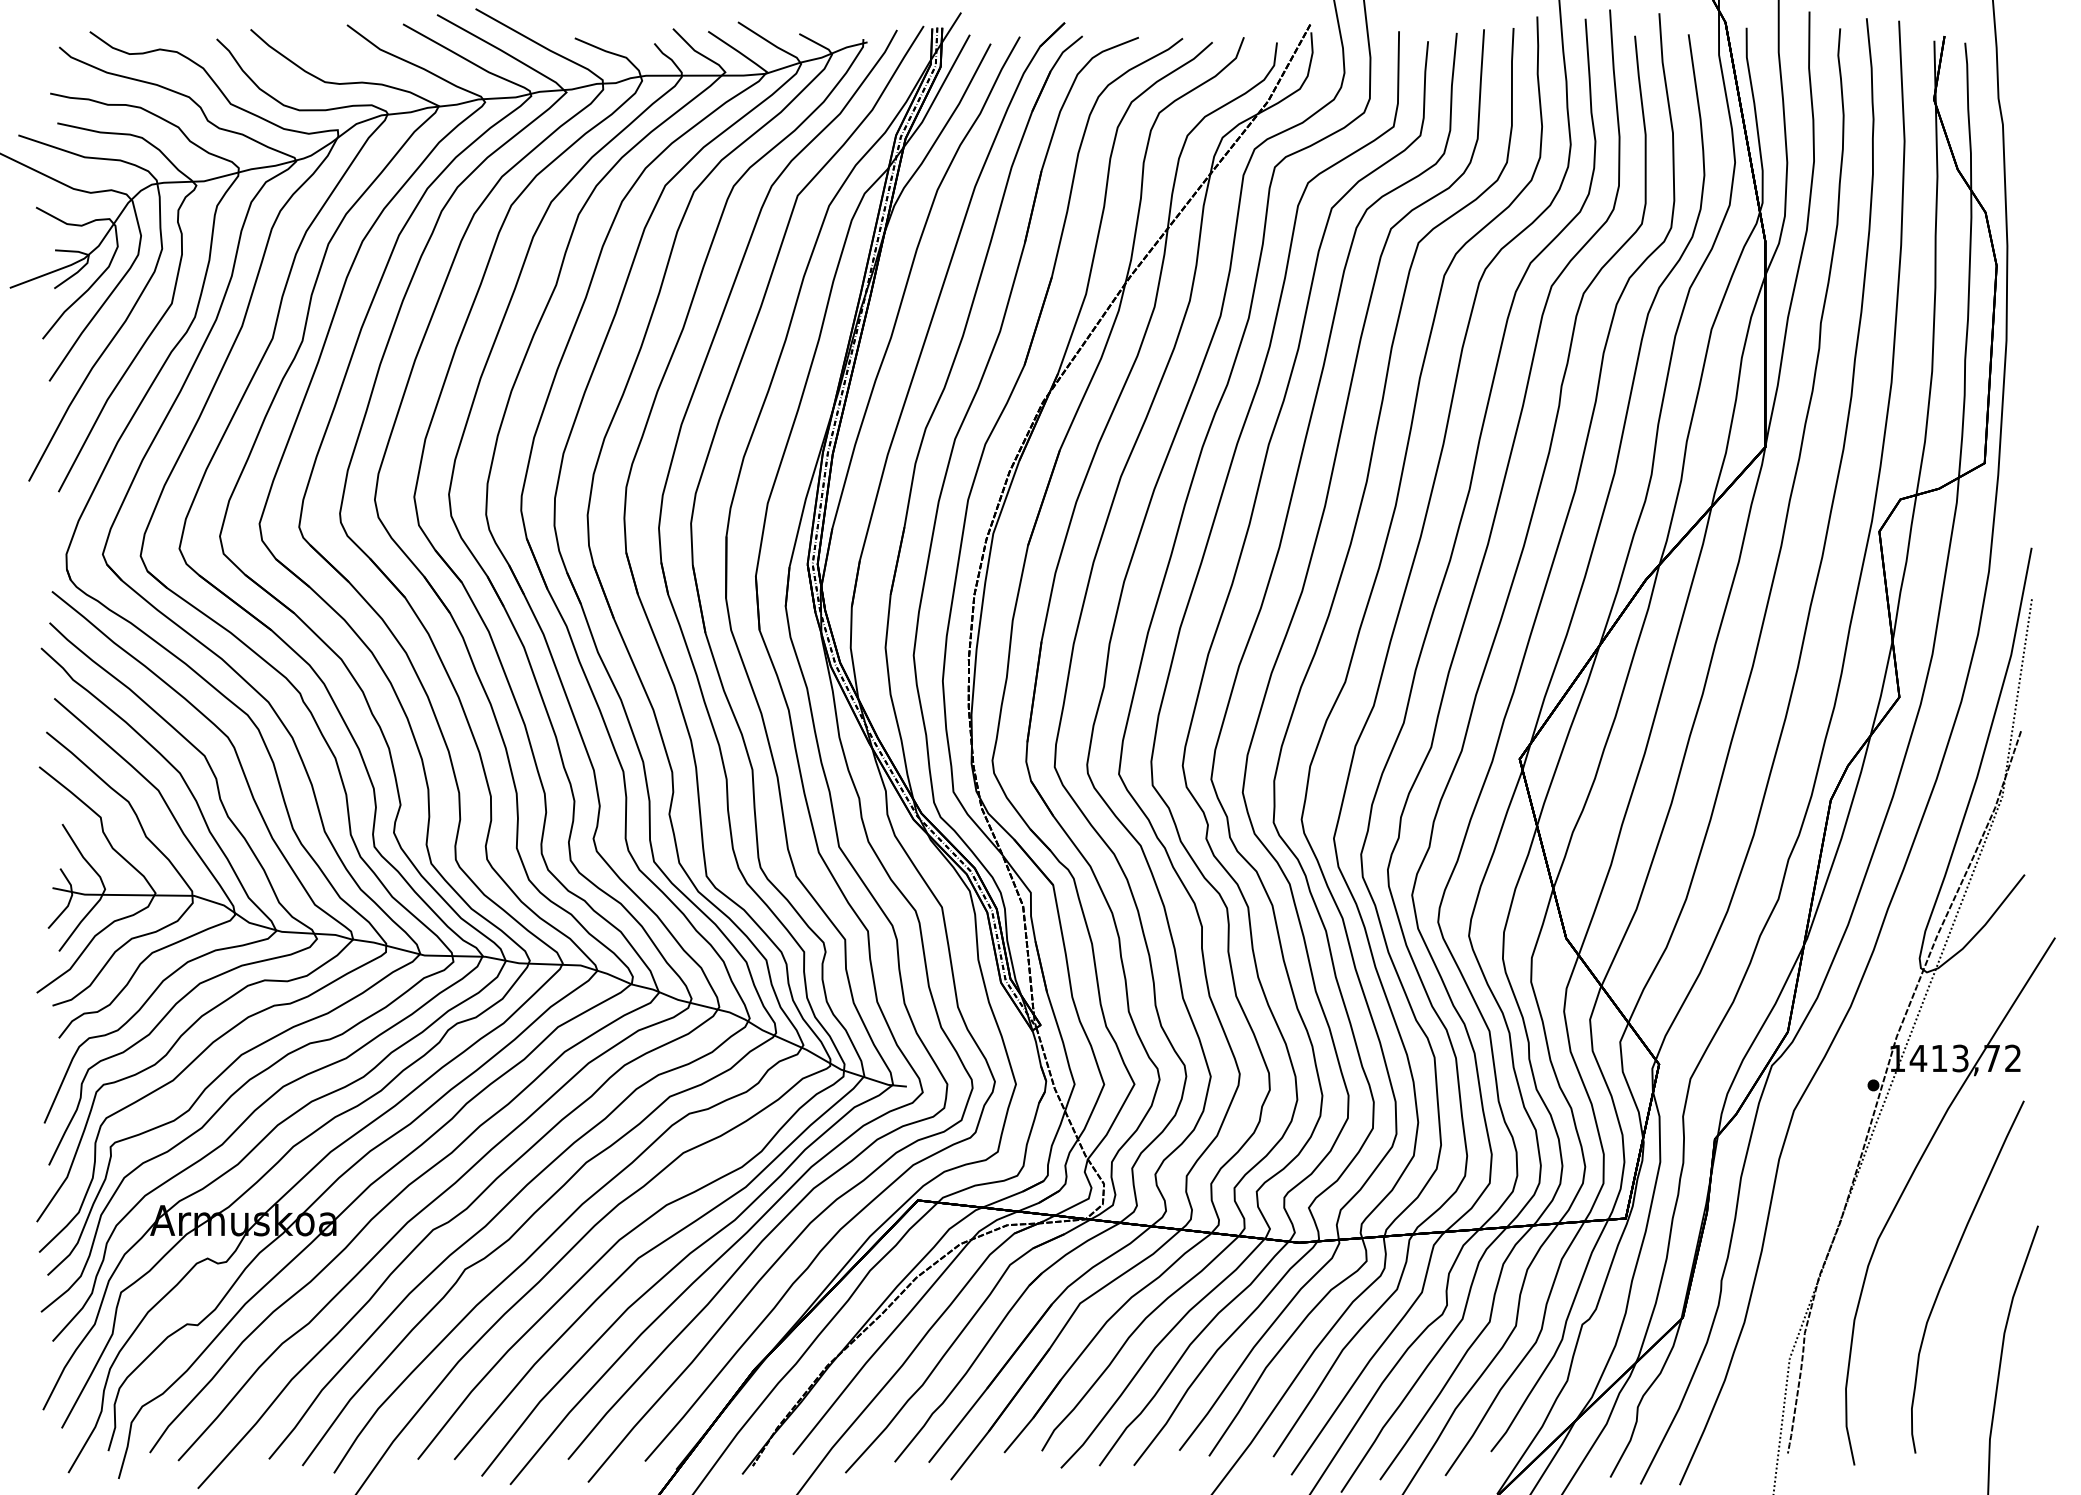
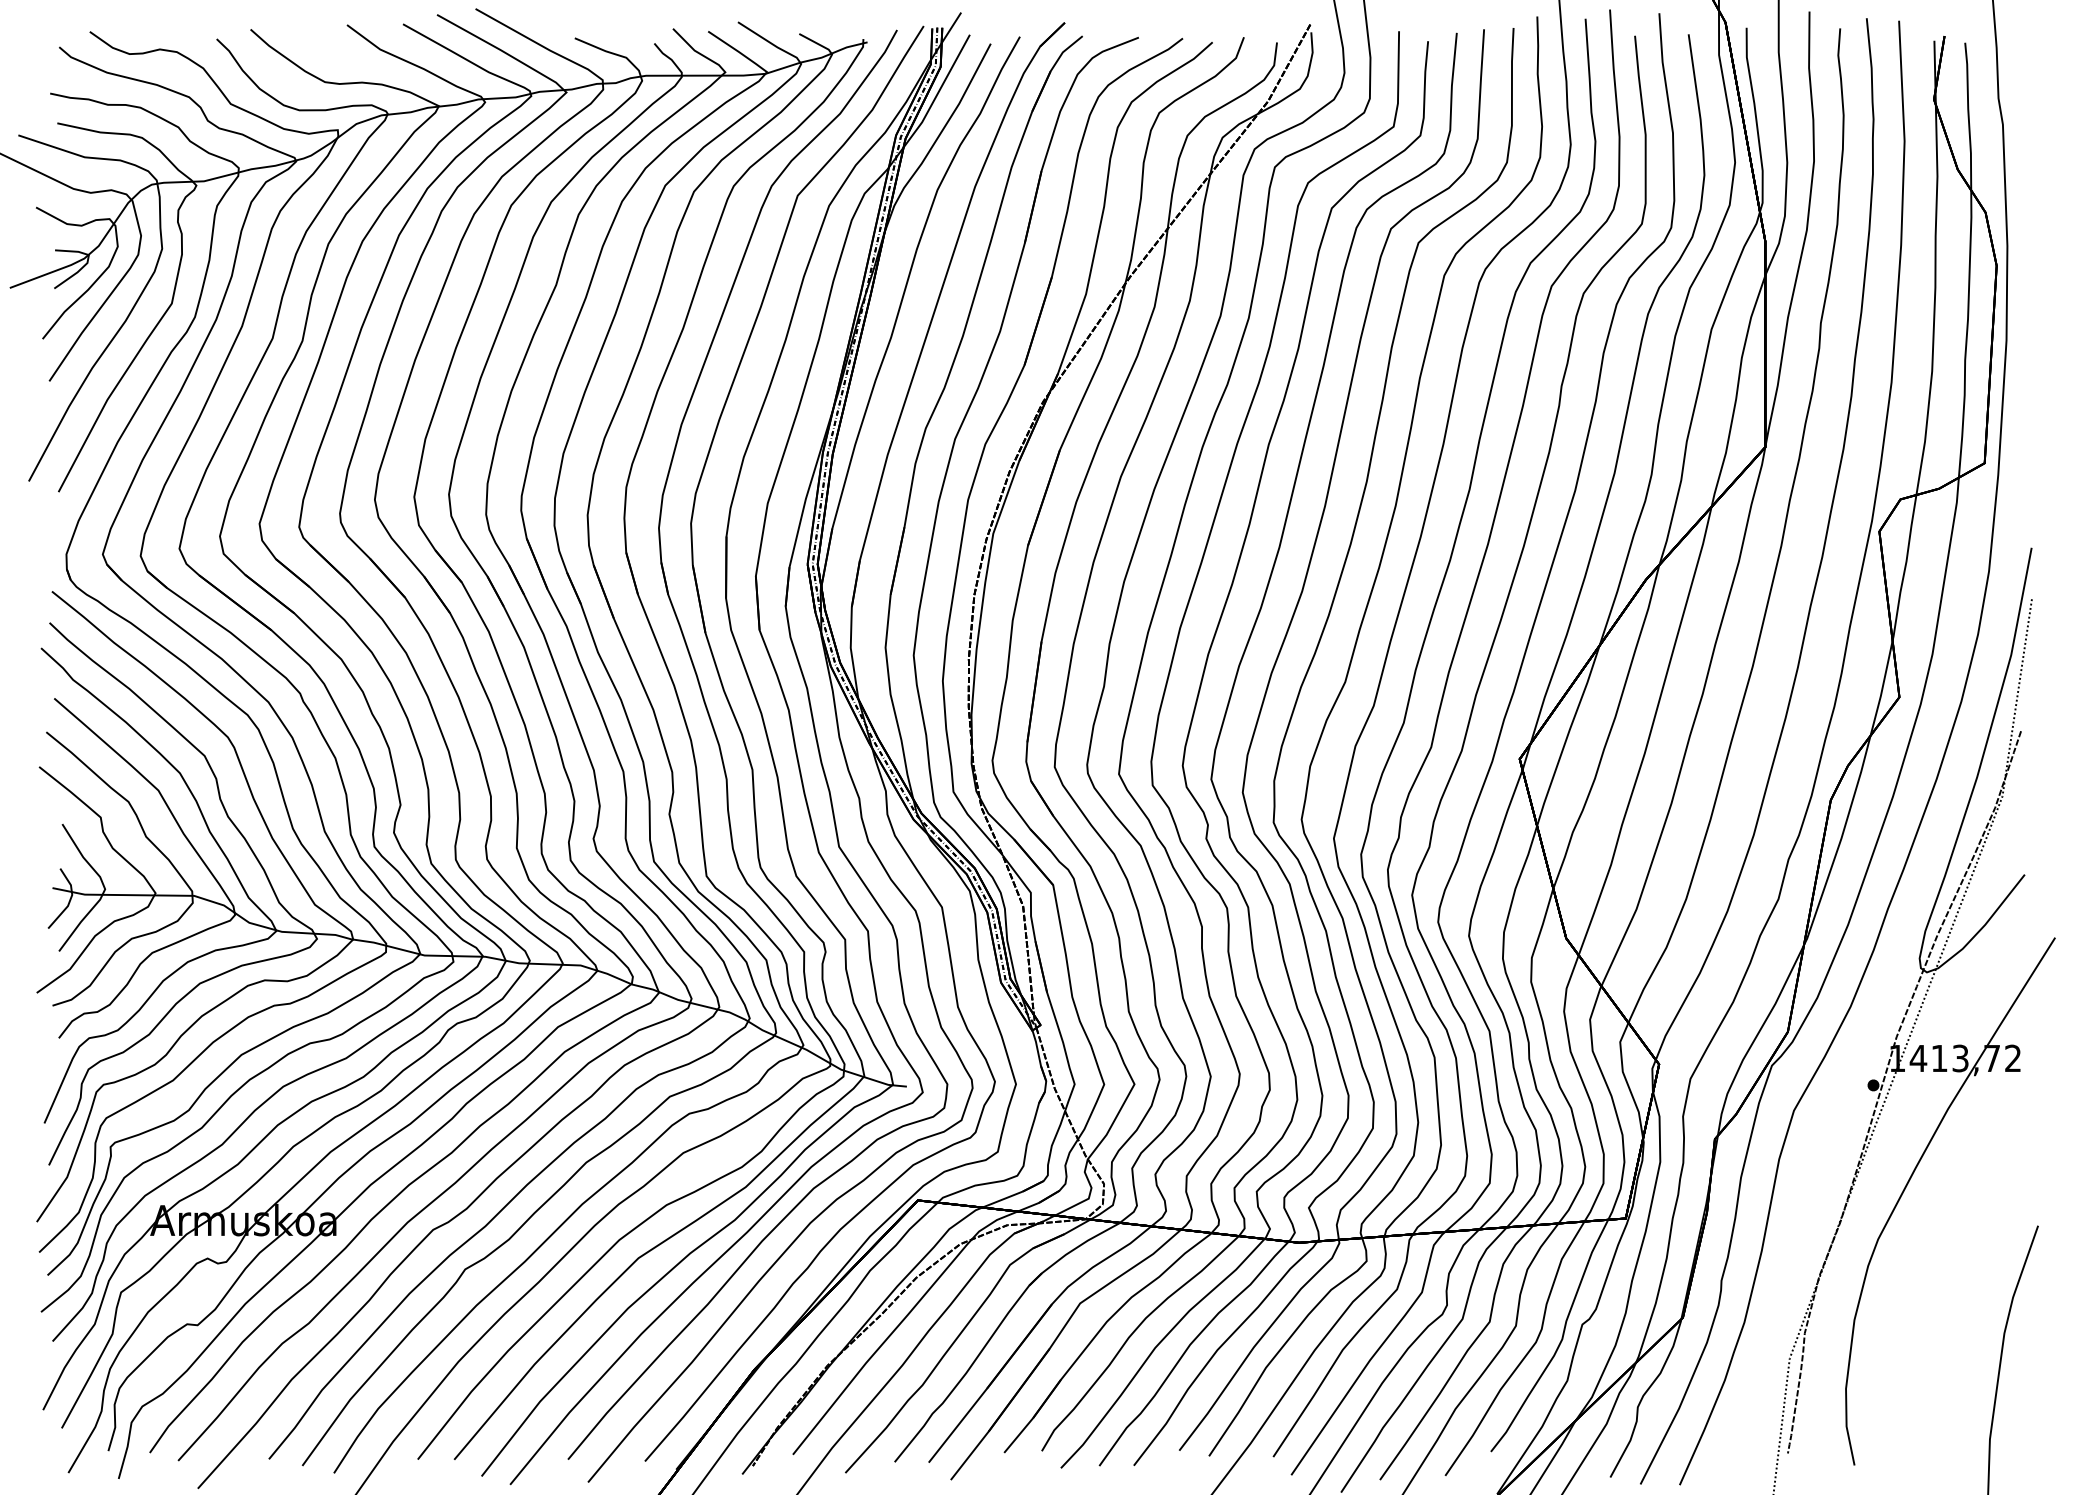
curve: present -> none (1950, 1267)
